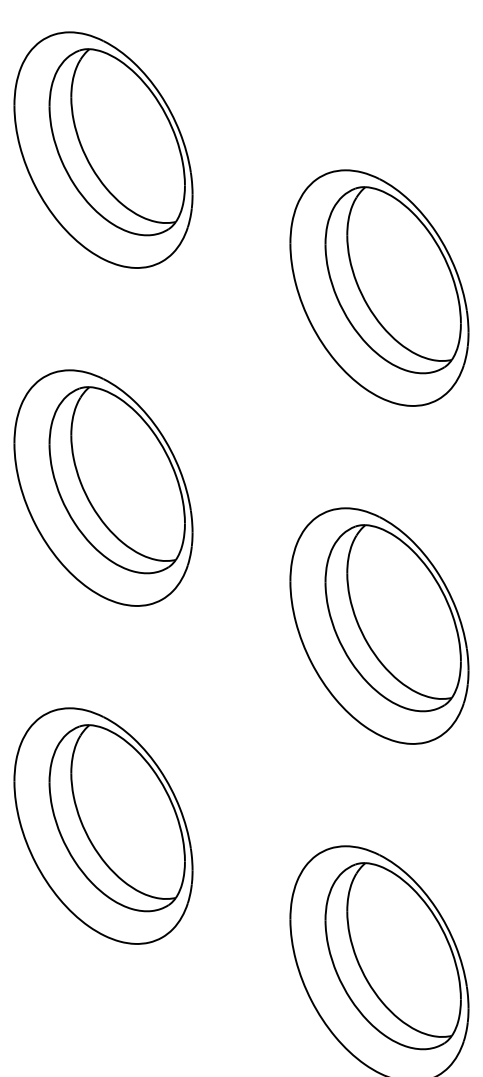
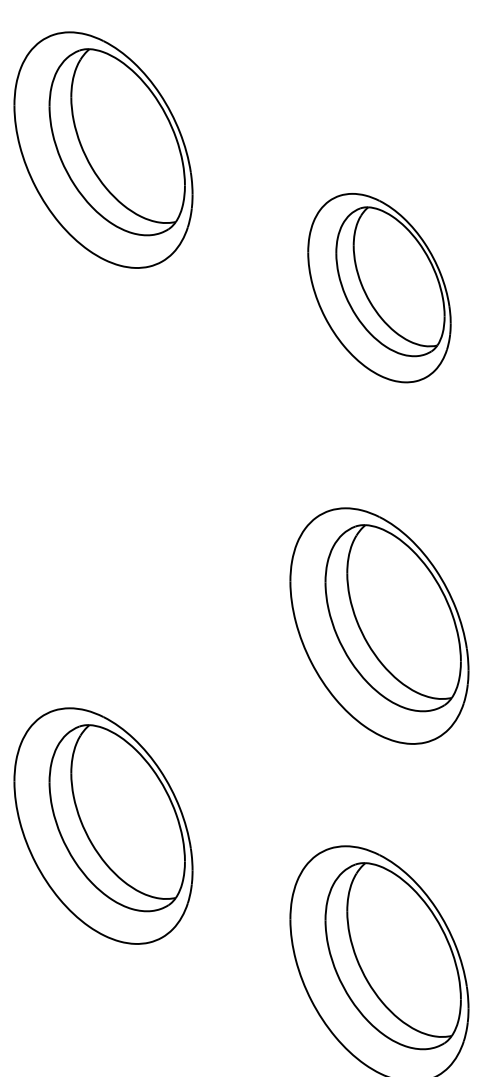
part size: 181x238 px -> 145x191 px (379, 288)
part: present -> none (103, 487)
